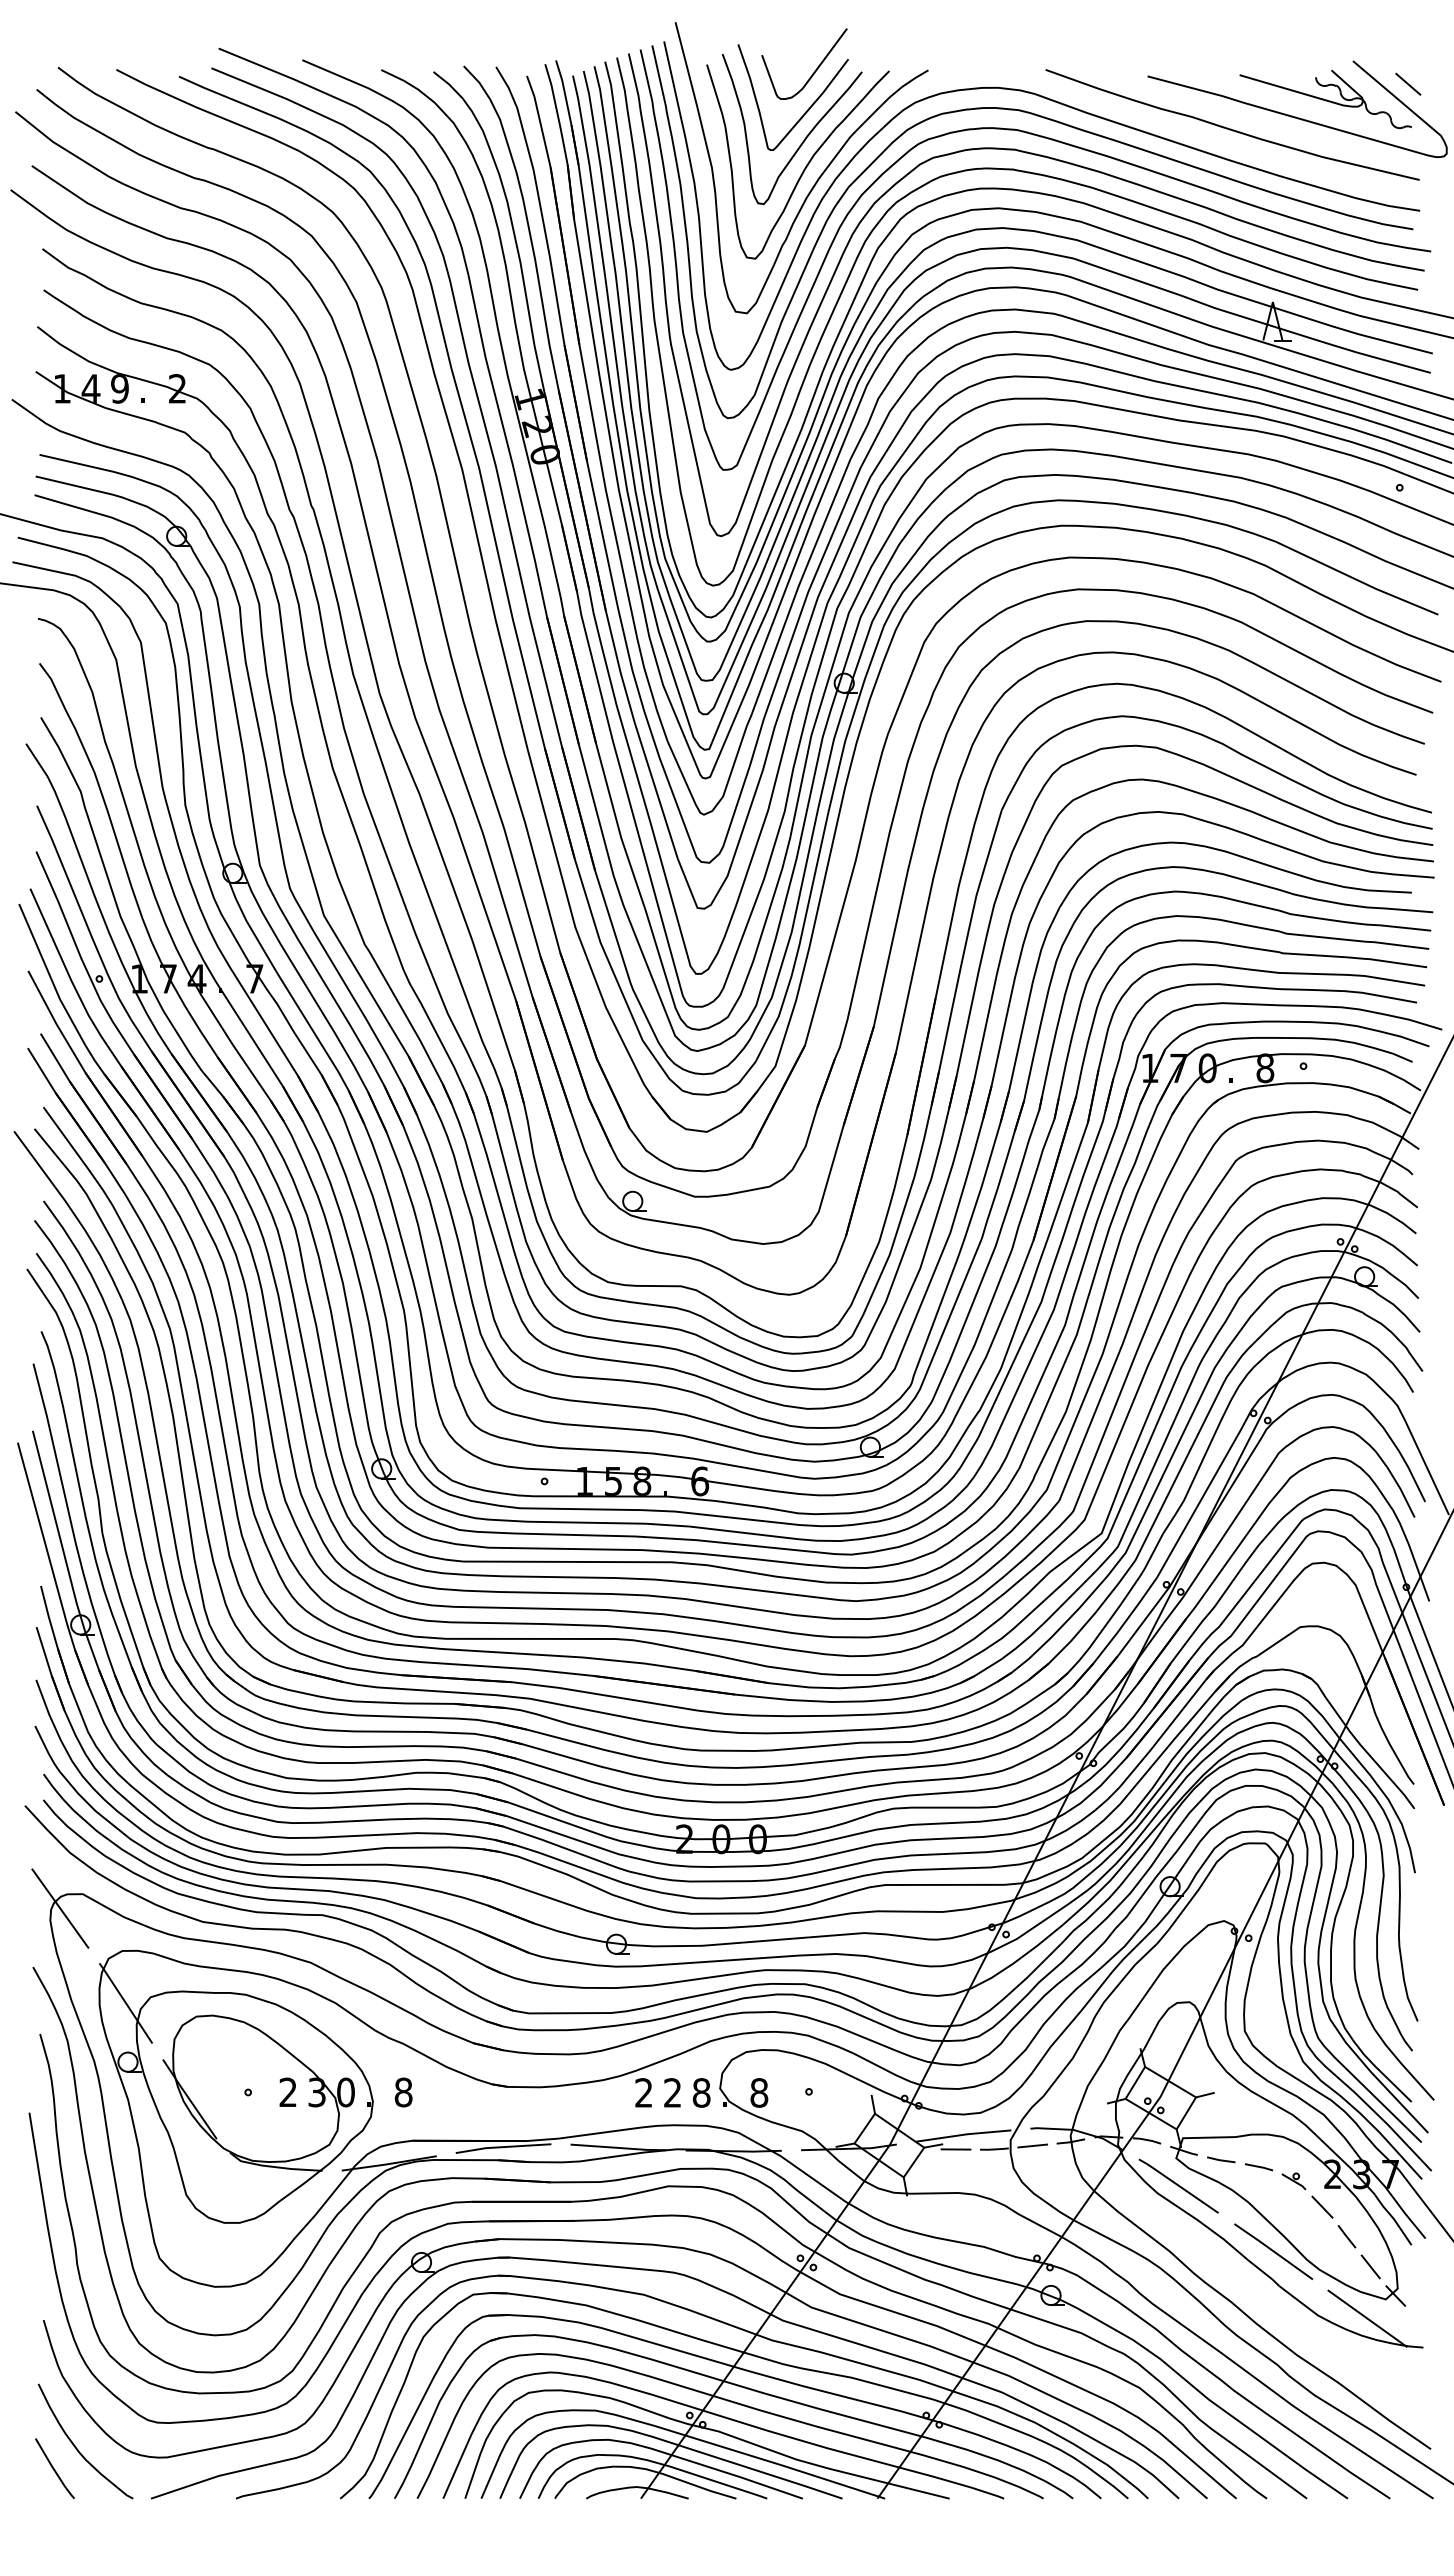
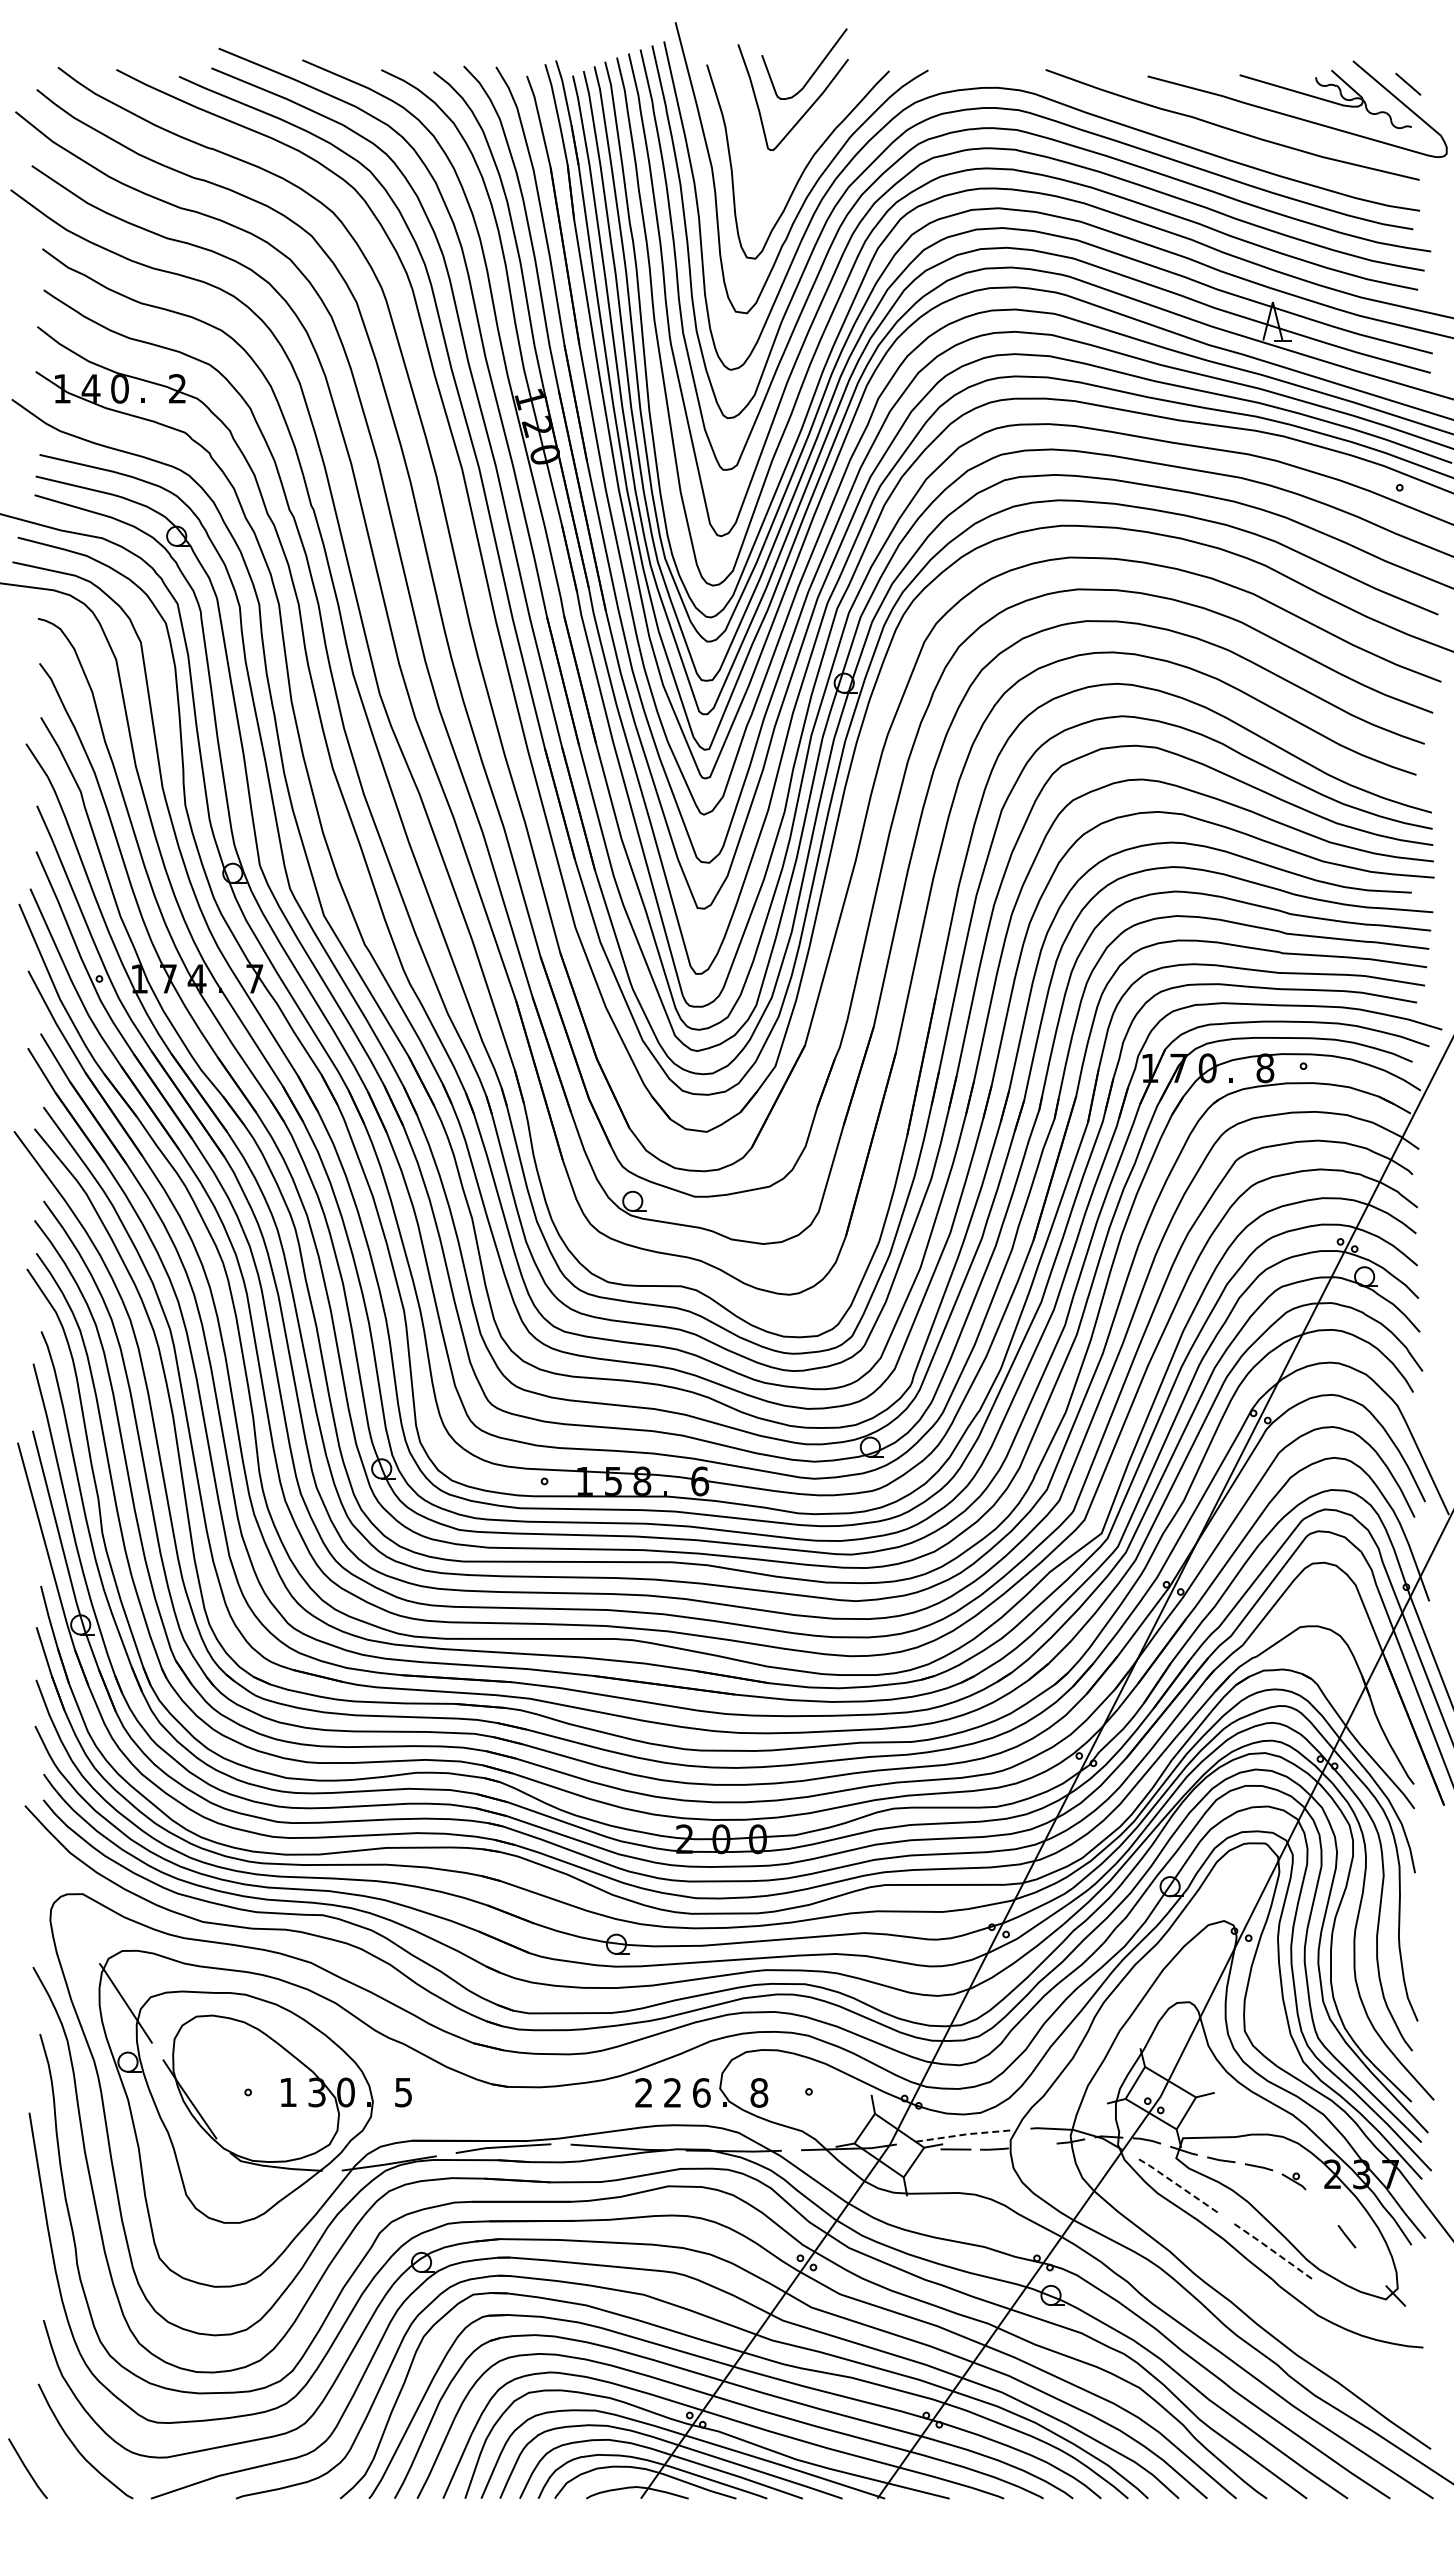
curve: present -> none (804, 138)
text: 9 -> 0 (119, 388)
line: present -> none (60, 1908)
text: 2 -> 1 (287, 2091)
text: 8 -> 5 (403, 2092)
text: 8 -> 6 (701, 2092)
line: solid -> dashed (964, 2134)
line: present -> none (1032, 2145)
line: solid -> dashed (1178, 2185)
line: present -> none (1322, 2206)
line: solid -> dashed (1273, 2251)
line: present -> none (1370, 2266)
line: present -> none (1367, 2318)
line position: (54, 2468) -> (27, 2468) (27, 2468)
